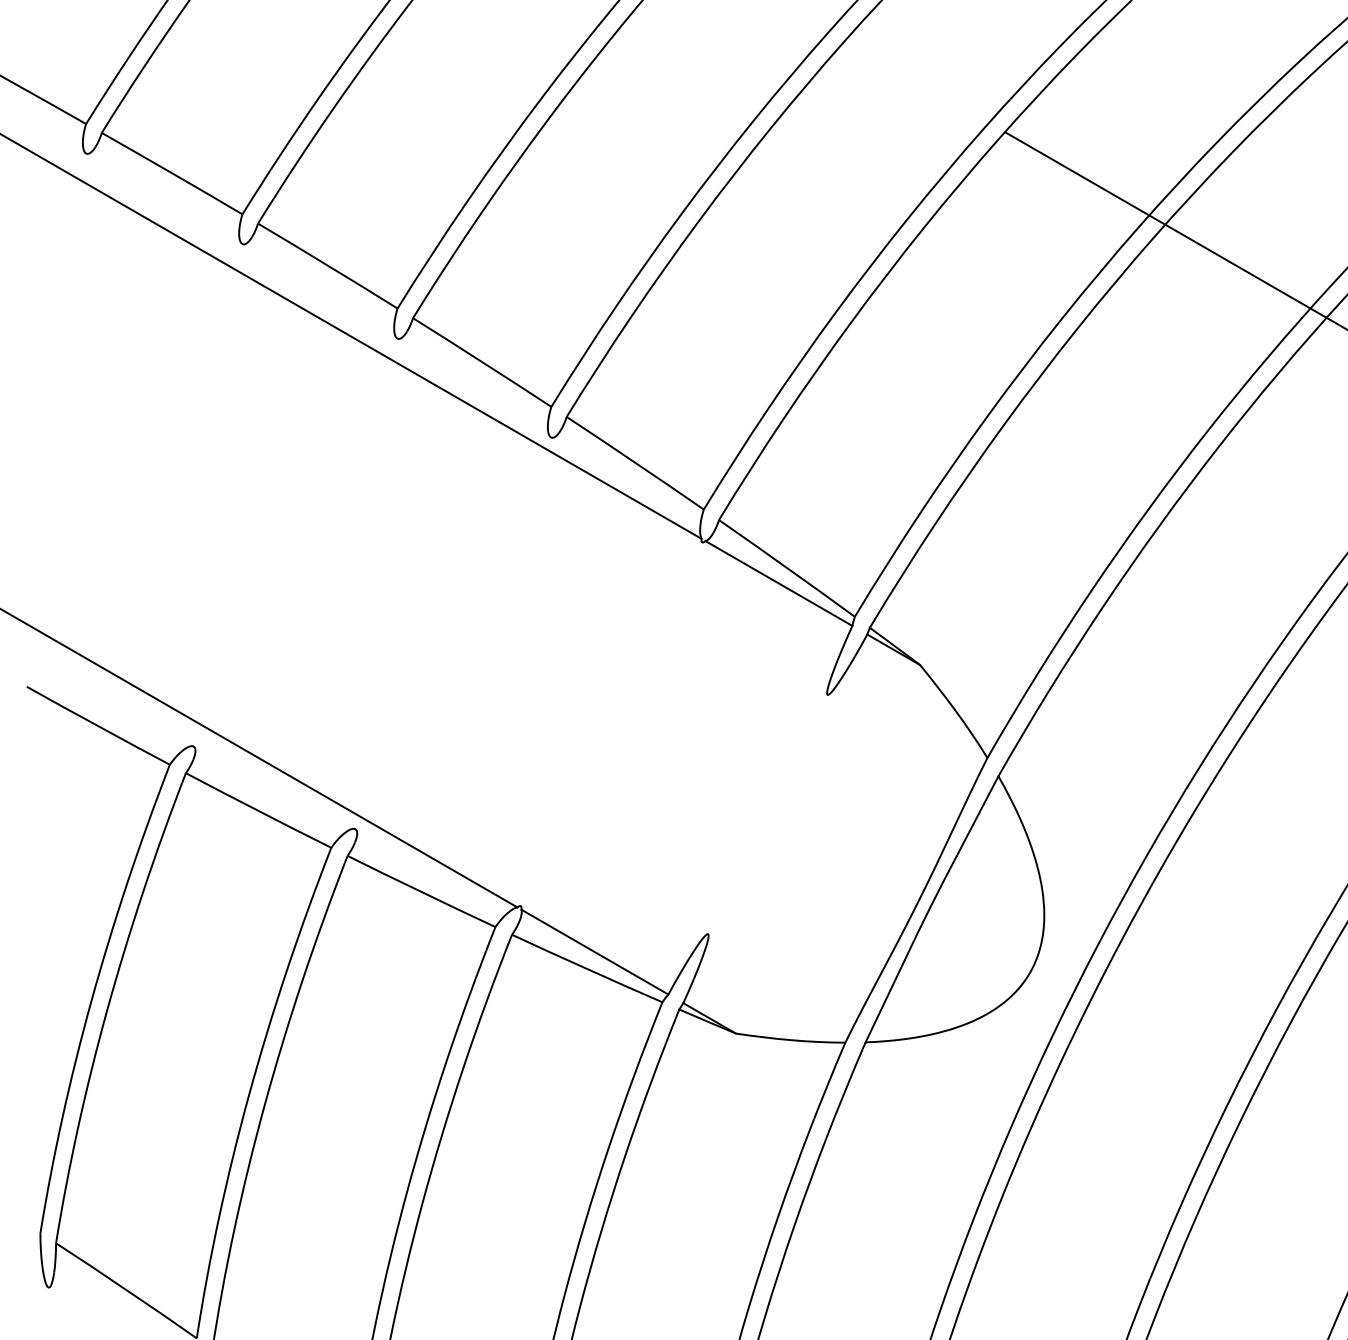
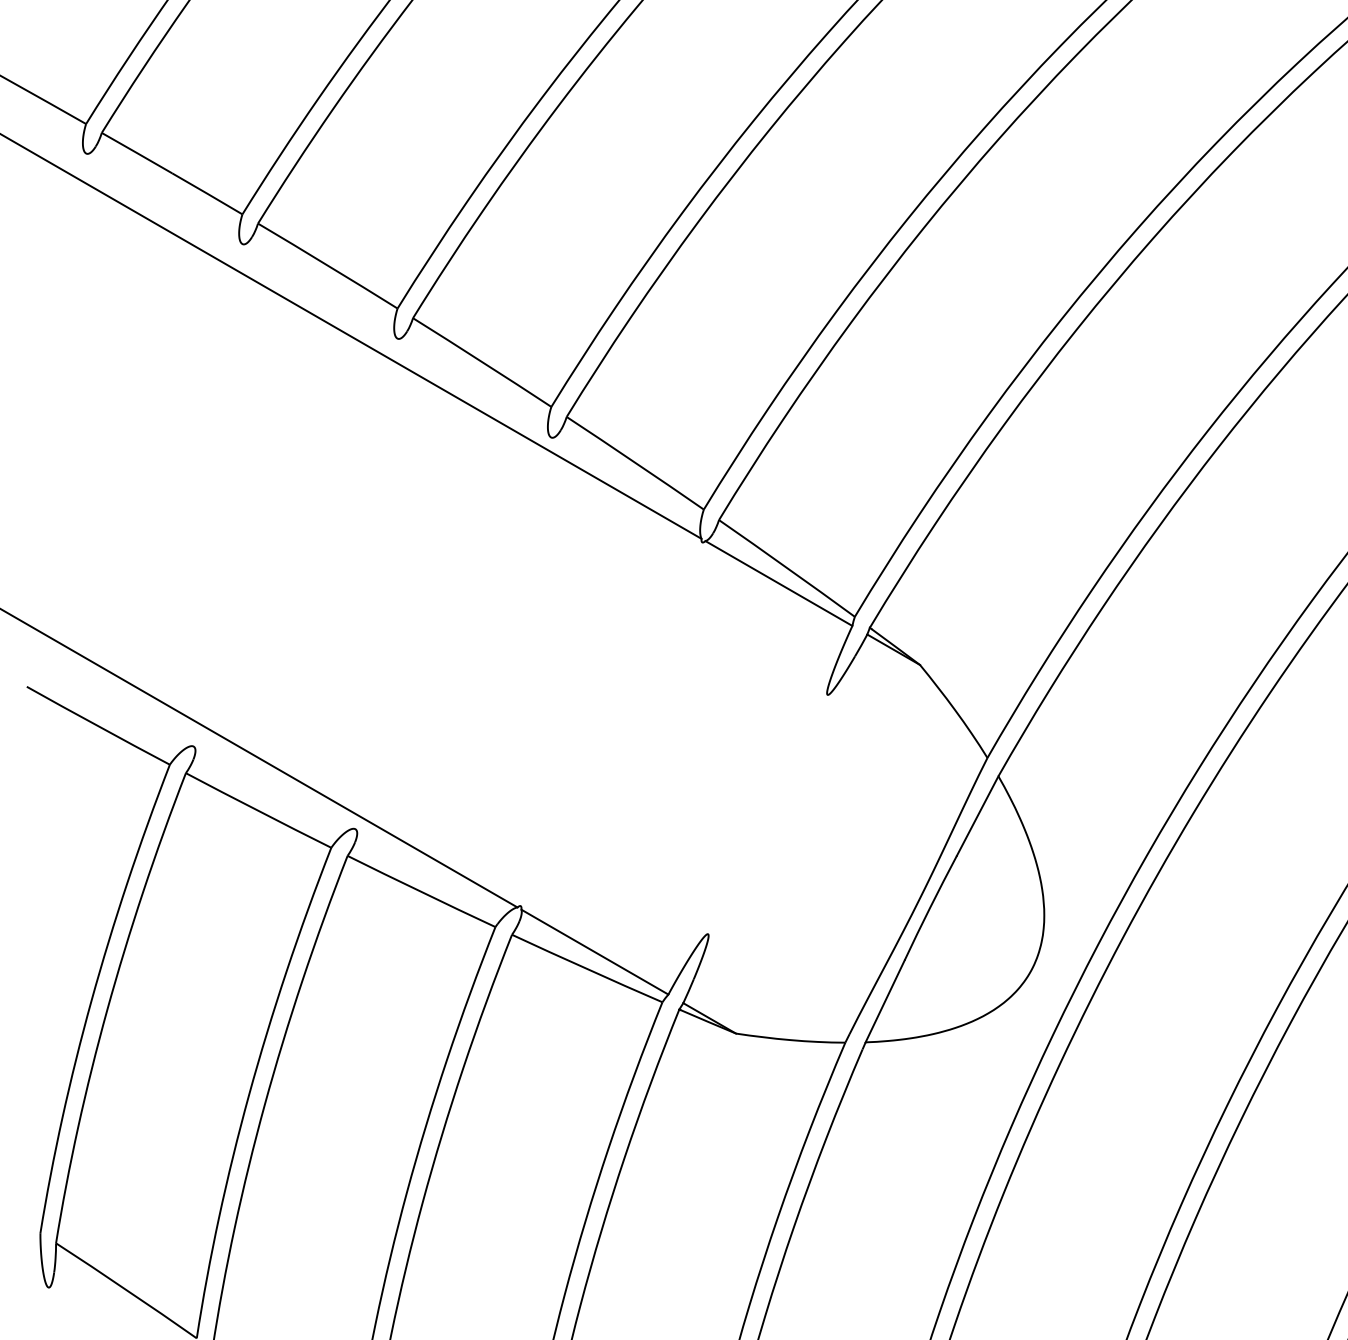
line: present -> none (1174, 230)
